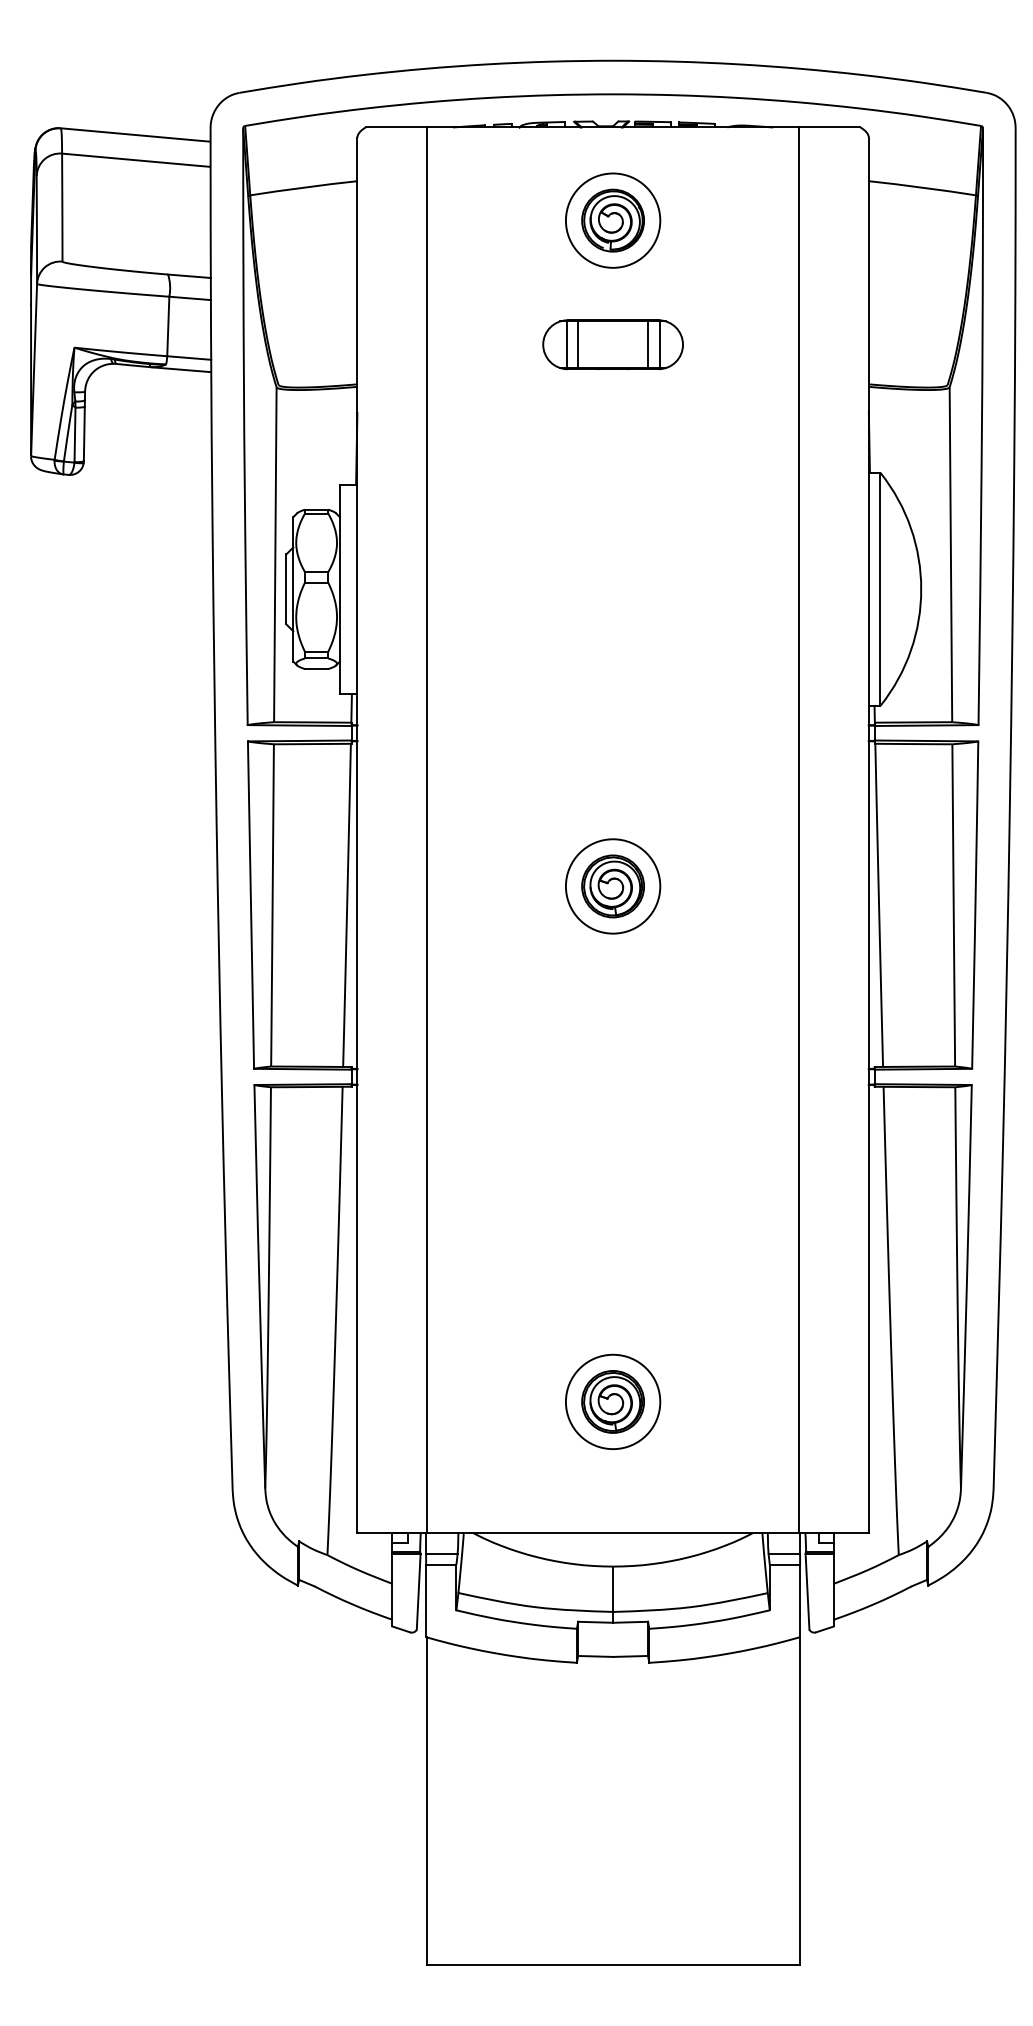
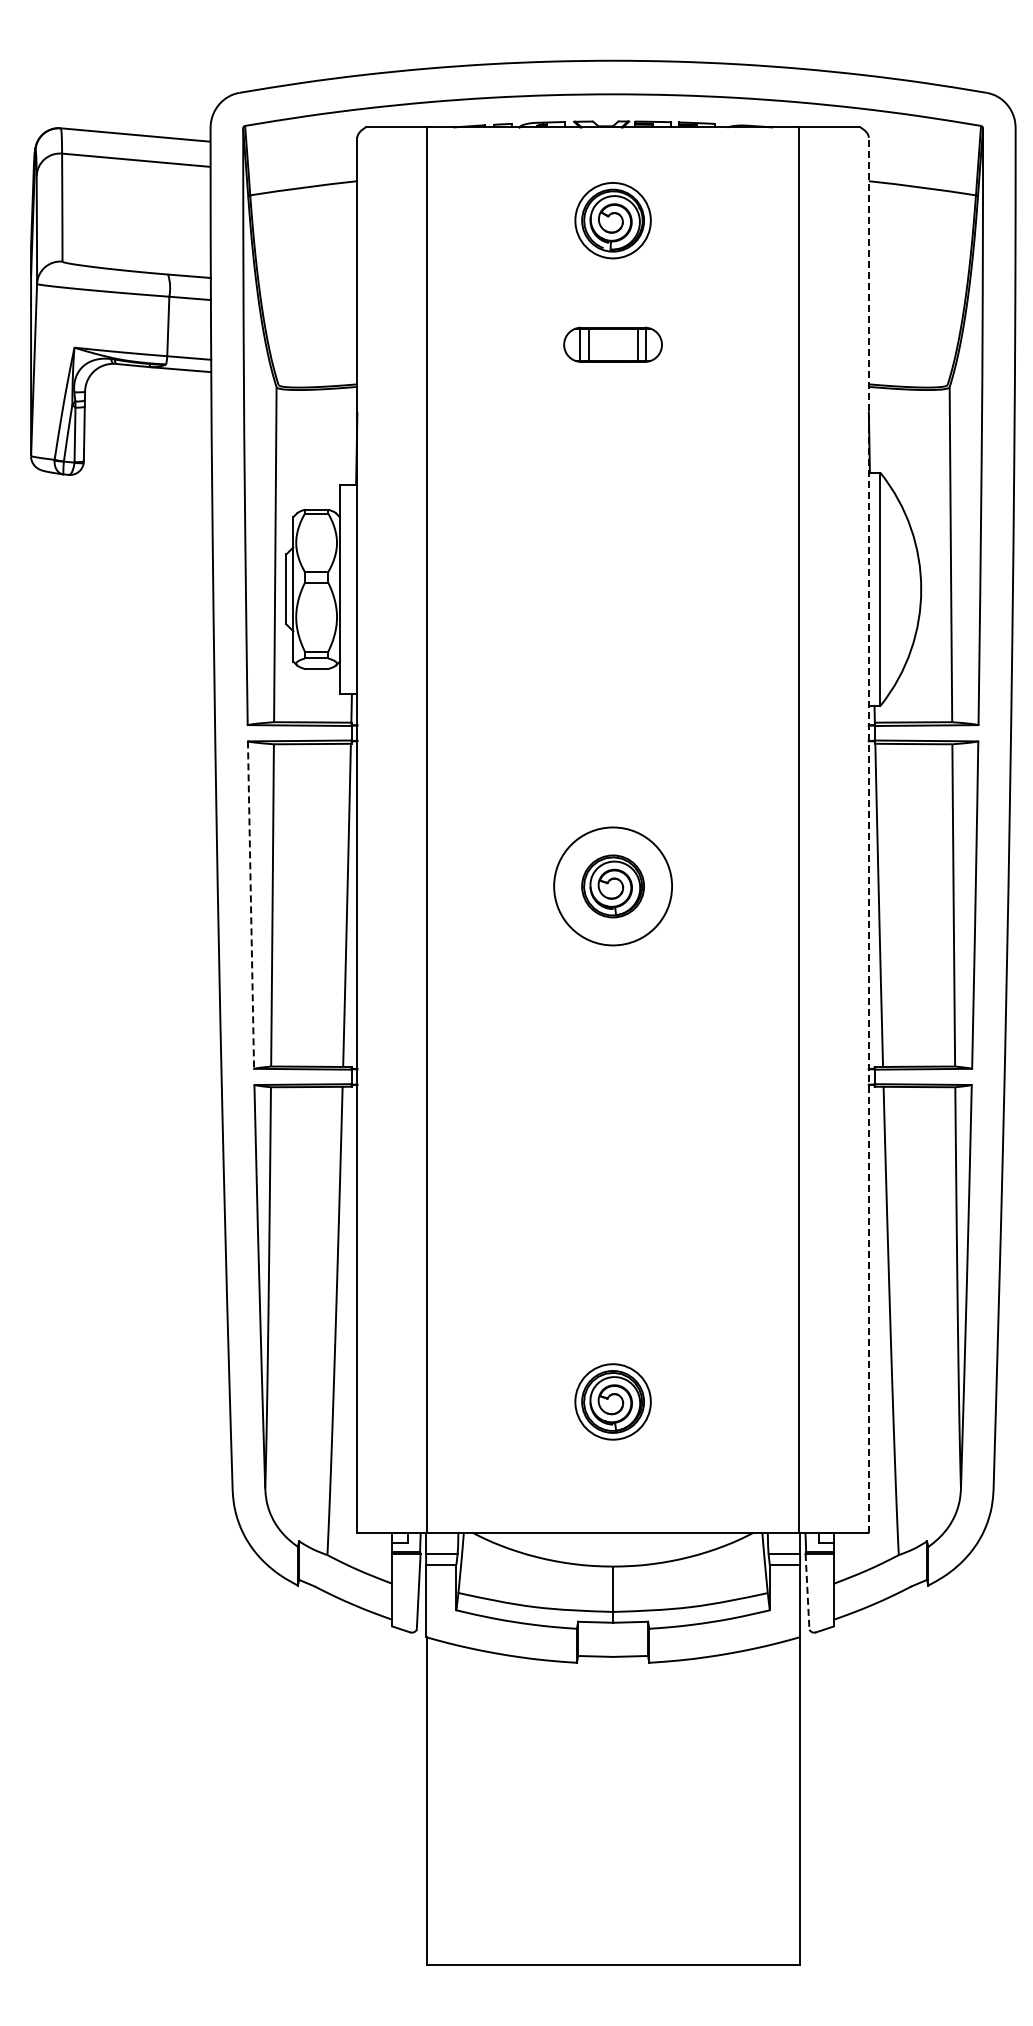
circle diameter: 94 px -> 75 px (612, 220)
part size: 142x52 px -> 100x37 px (612, 344)
line: solid -> dashed (868, 834)
circle diameter: 94 px -> 118 px (613, 886)
line: solid -> dashed (251, 905)
circle diameter: 94 px -> 75 px (612, 1401)
line: solid -> dashed (807, 1591)
